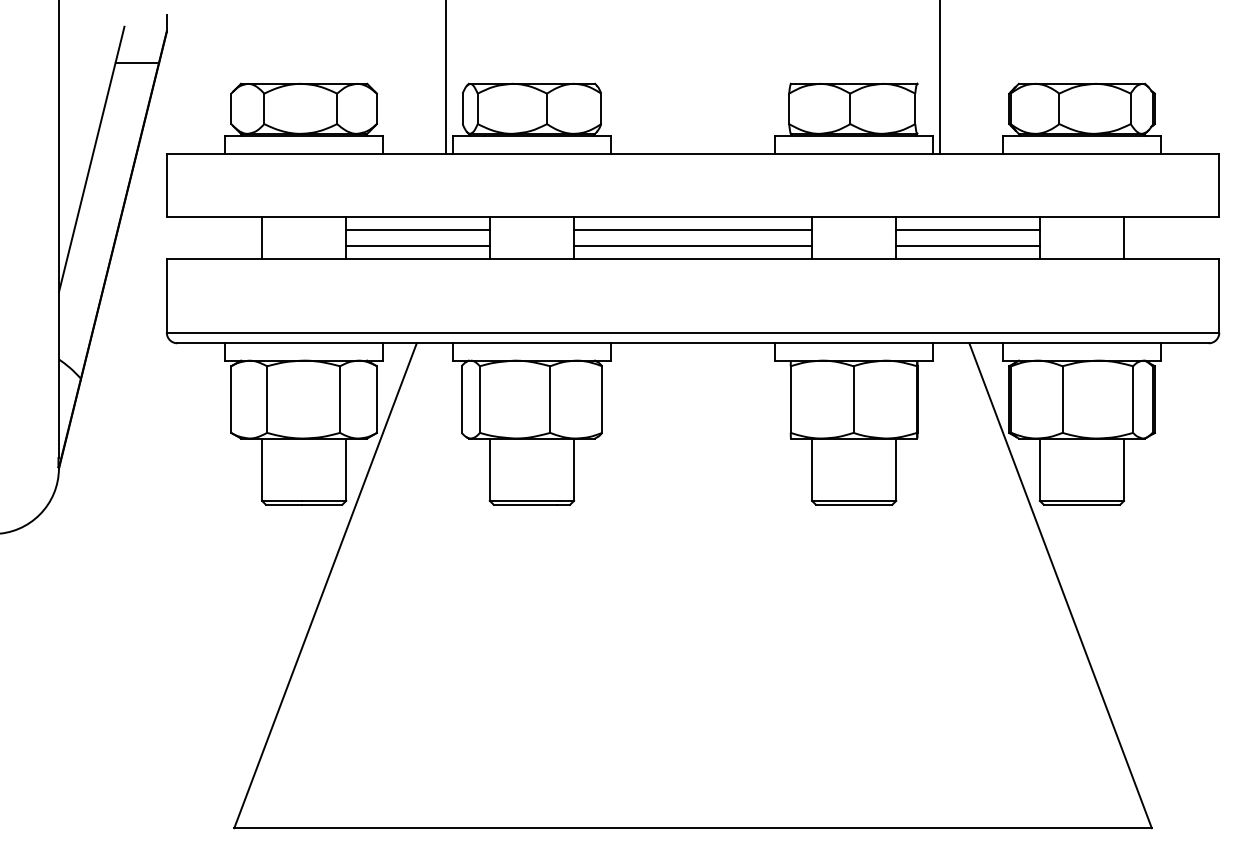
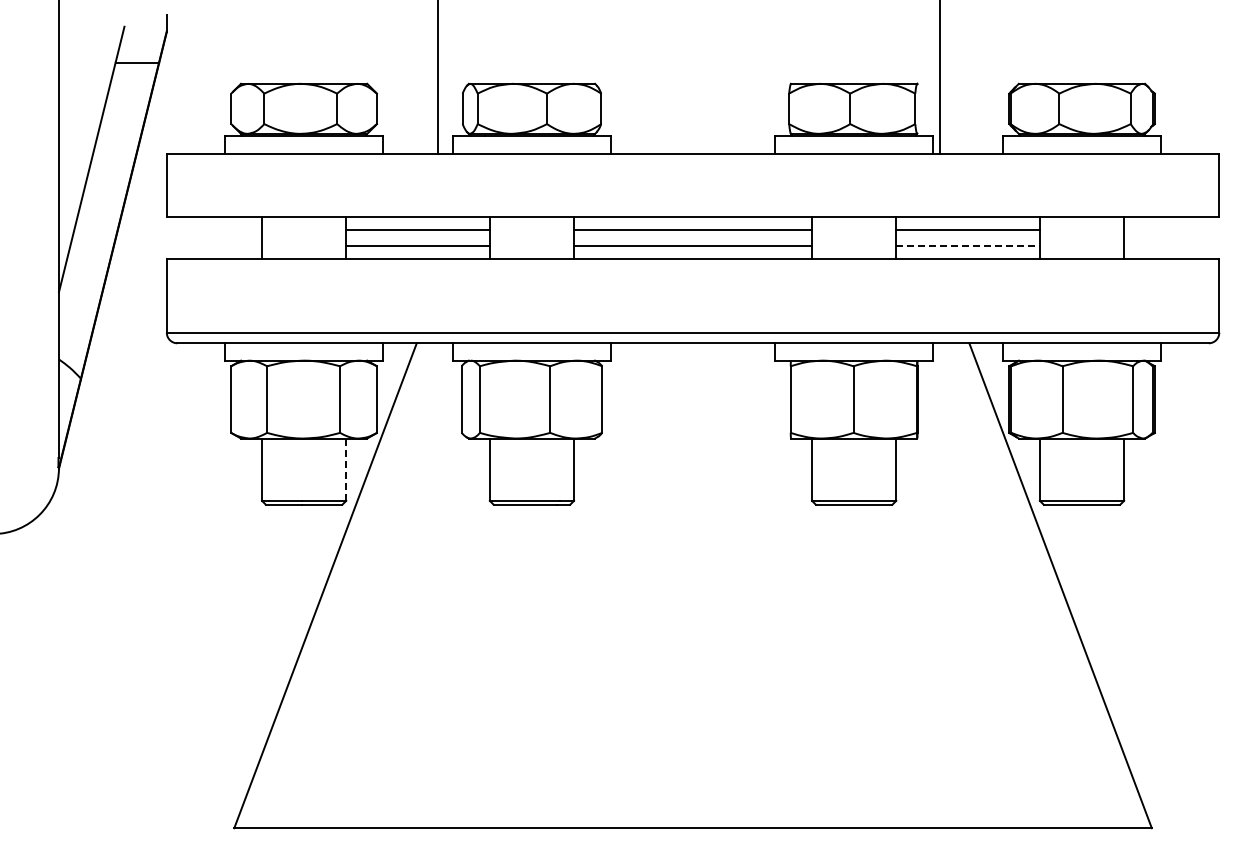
line position: (445, 77) -> (437, 77) (437, 77)
line: solid -> dashed (968, 245)
line: solid -> dashed (346, 469)
